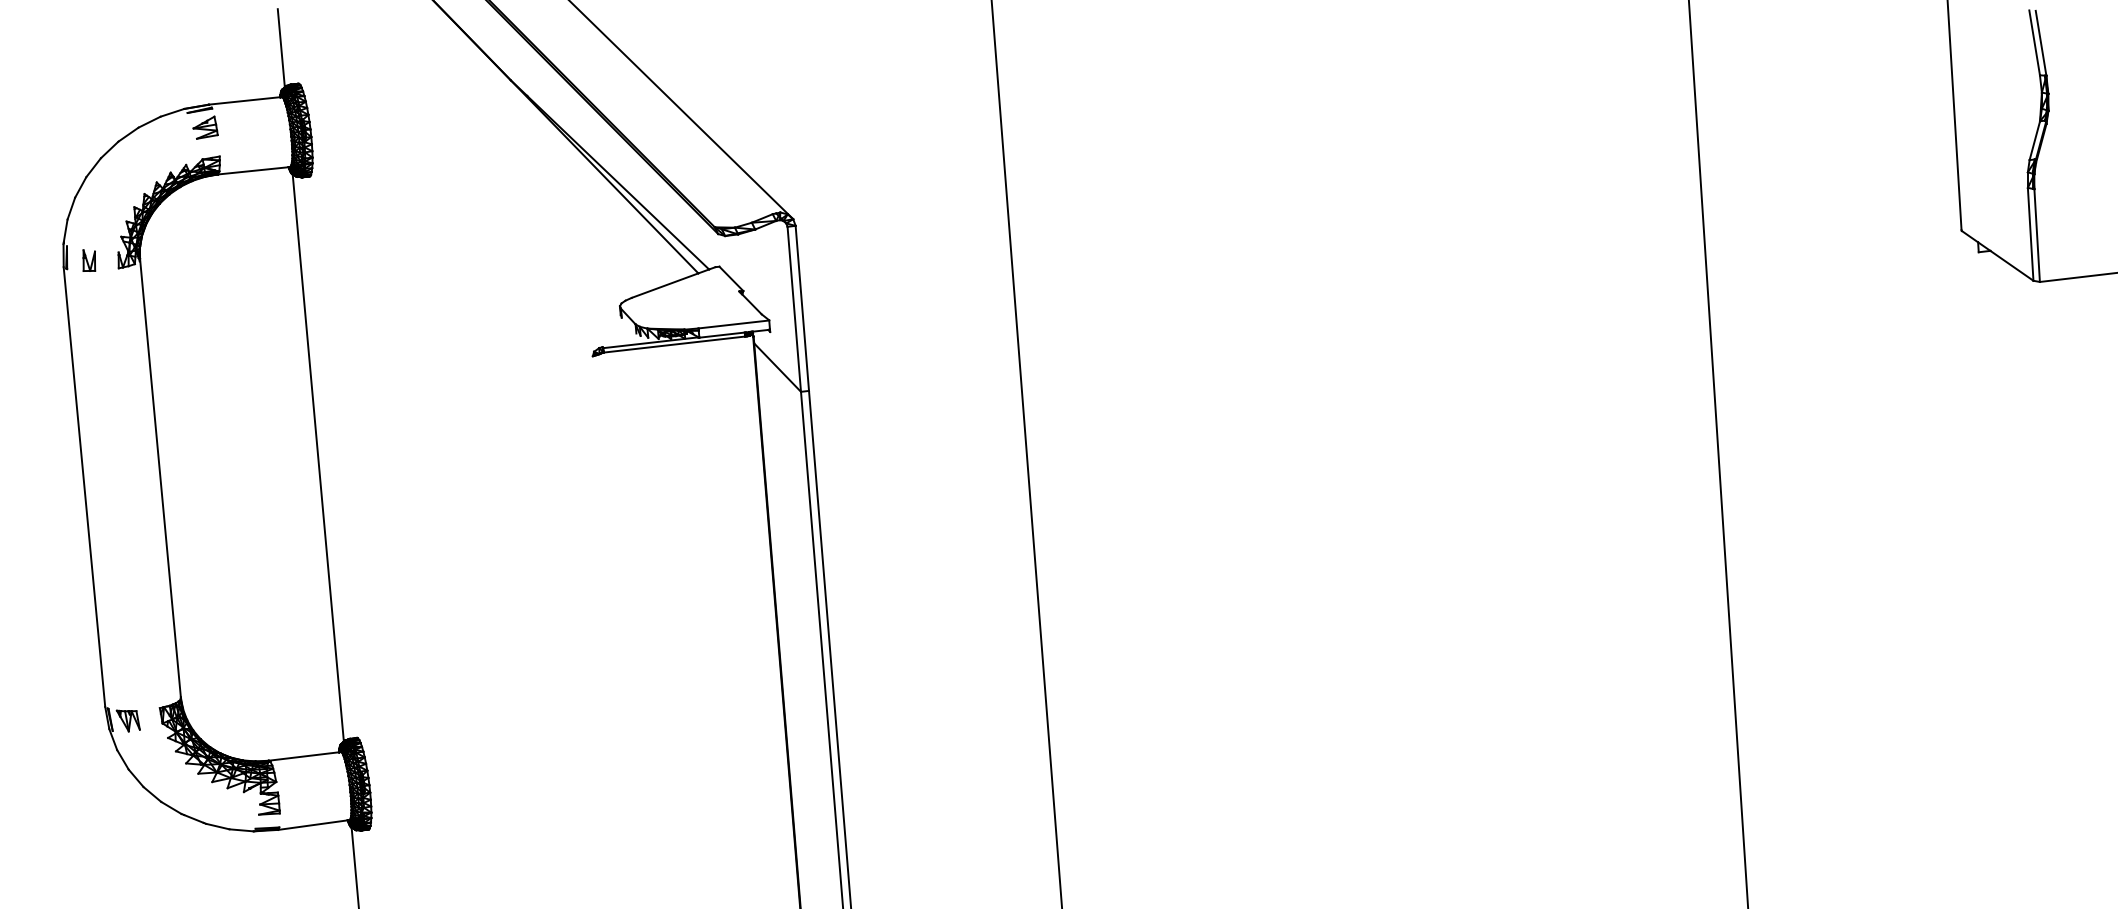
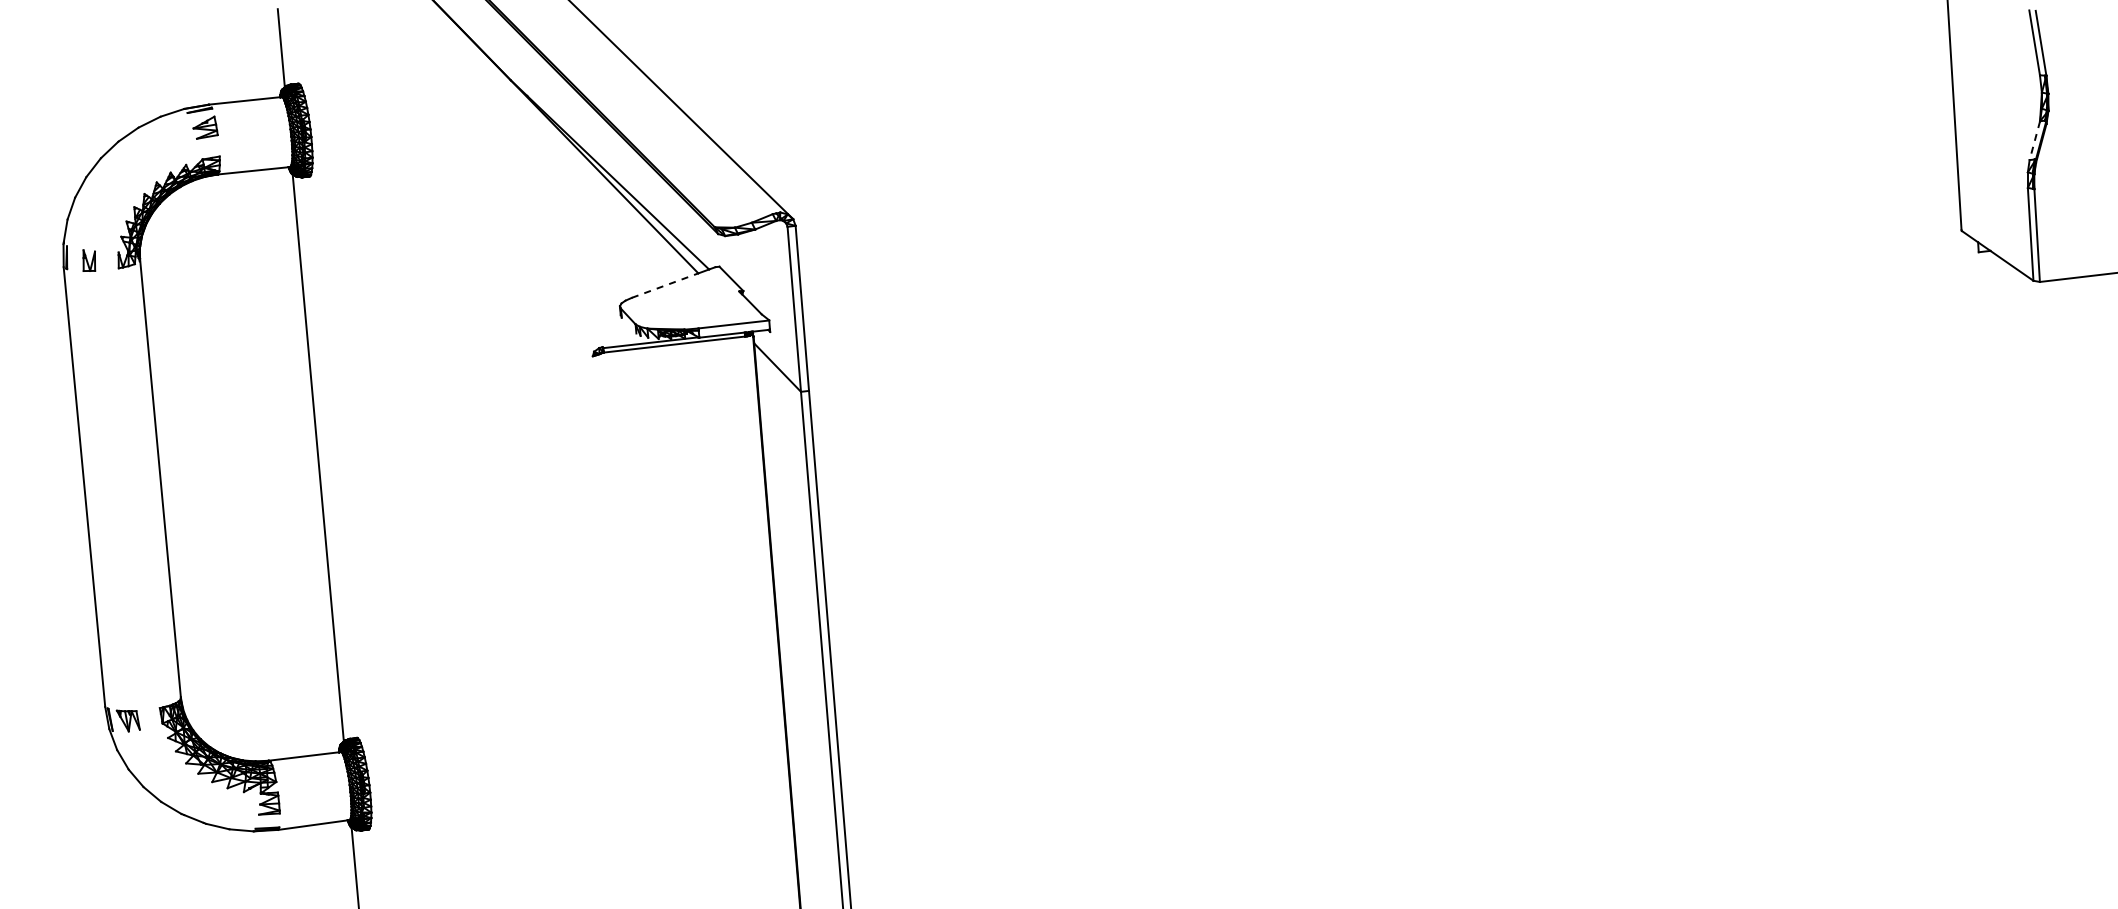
line: solid -> dashed (2034, 141)
line: solid -> dashed (665, 285)
line: present -> none (1026, 453)
line: present -> none (1718, 453)
